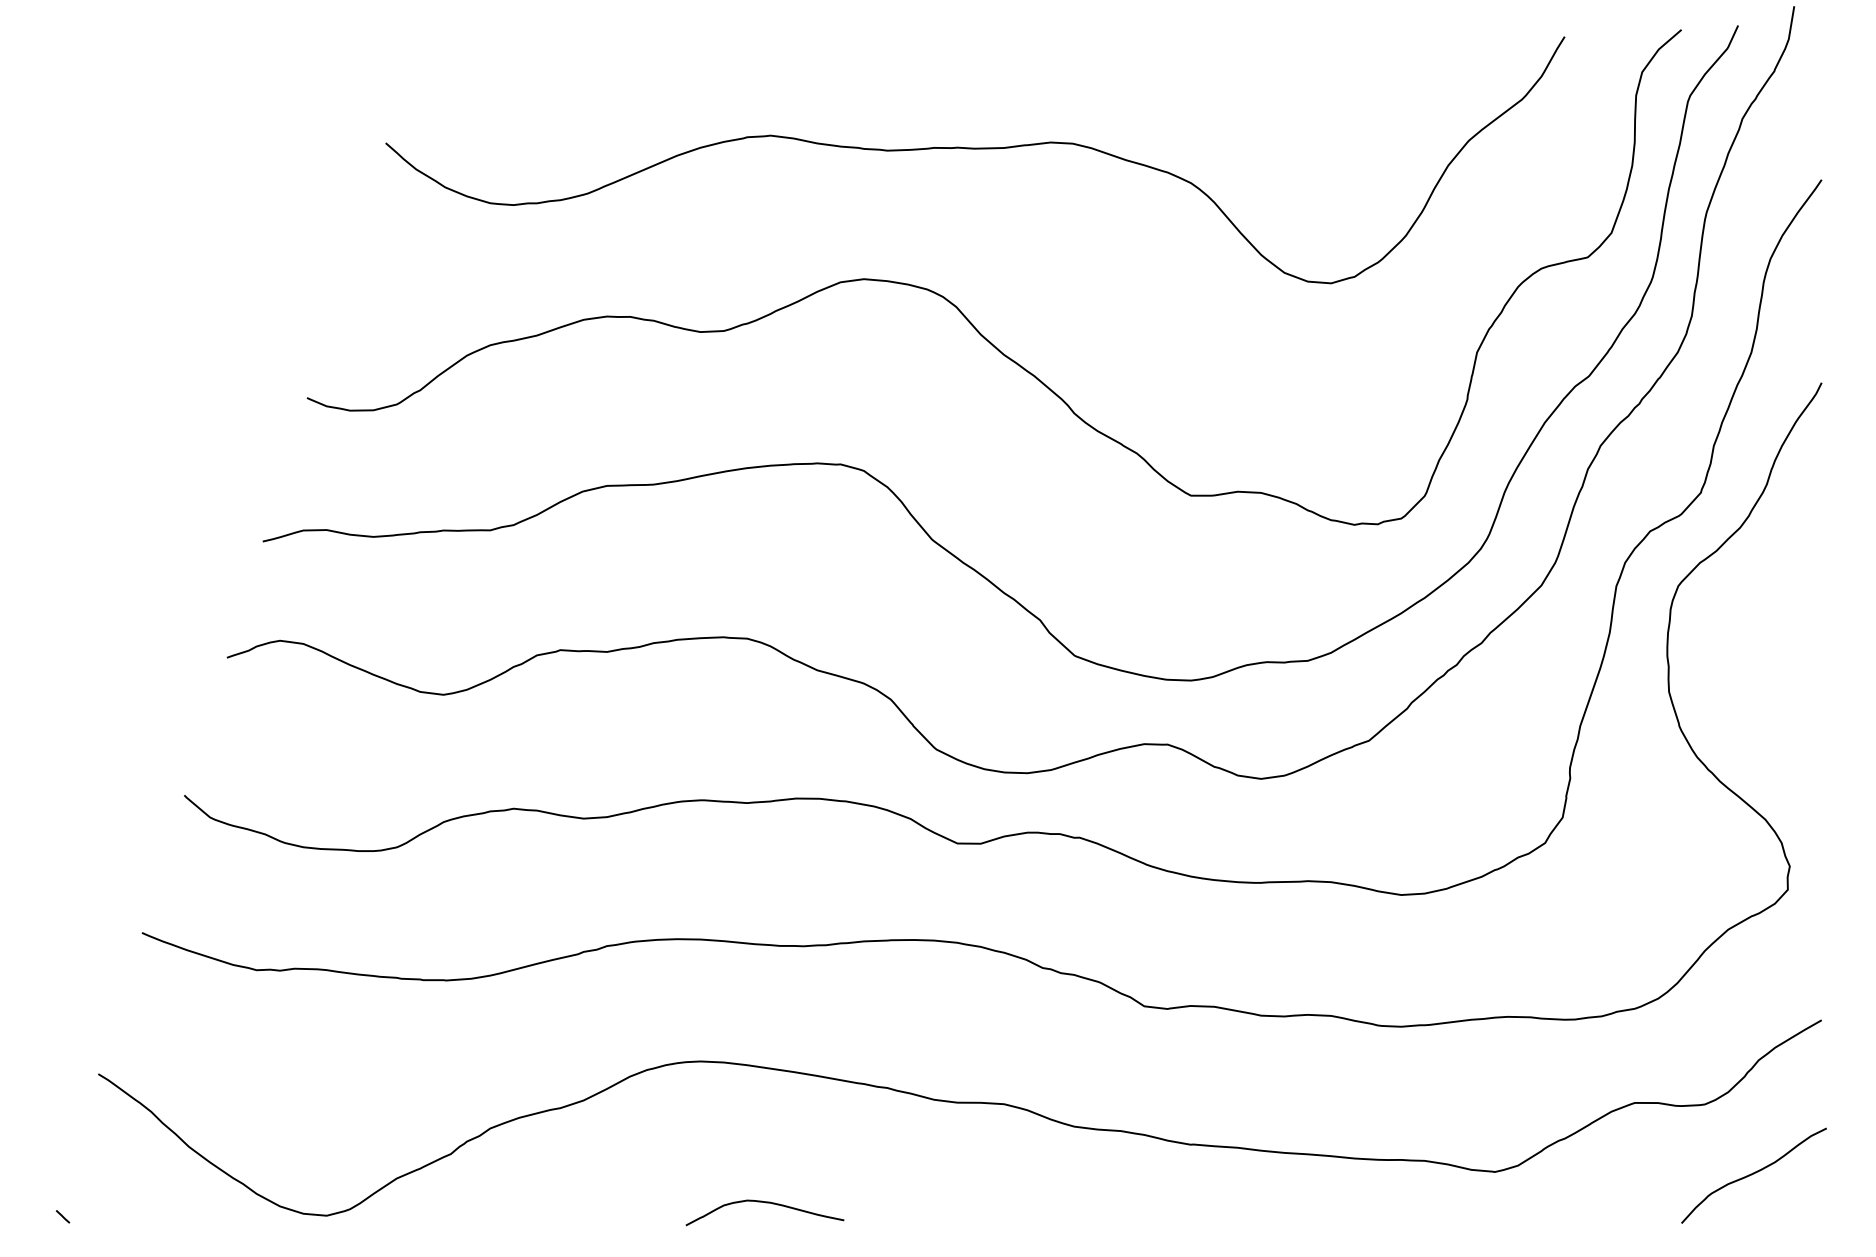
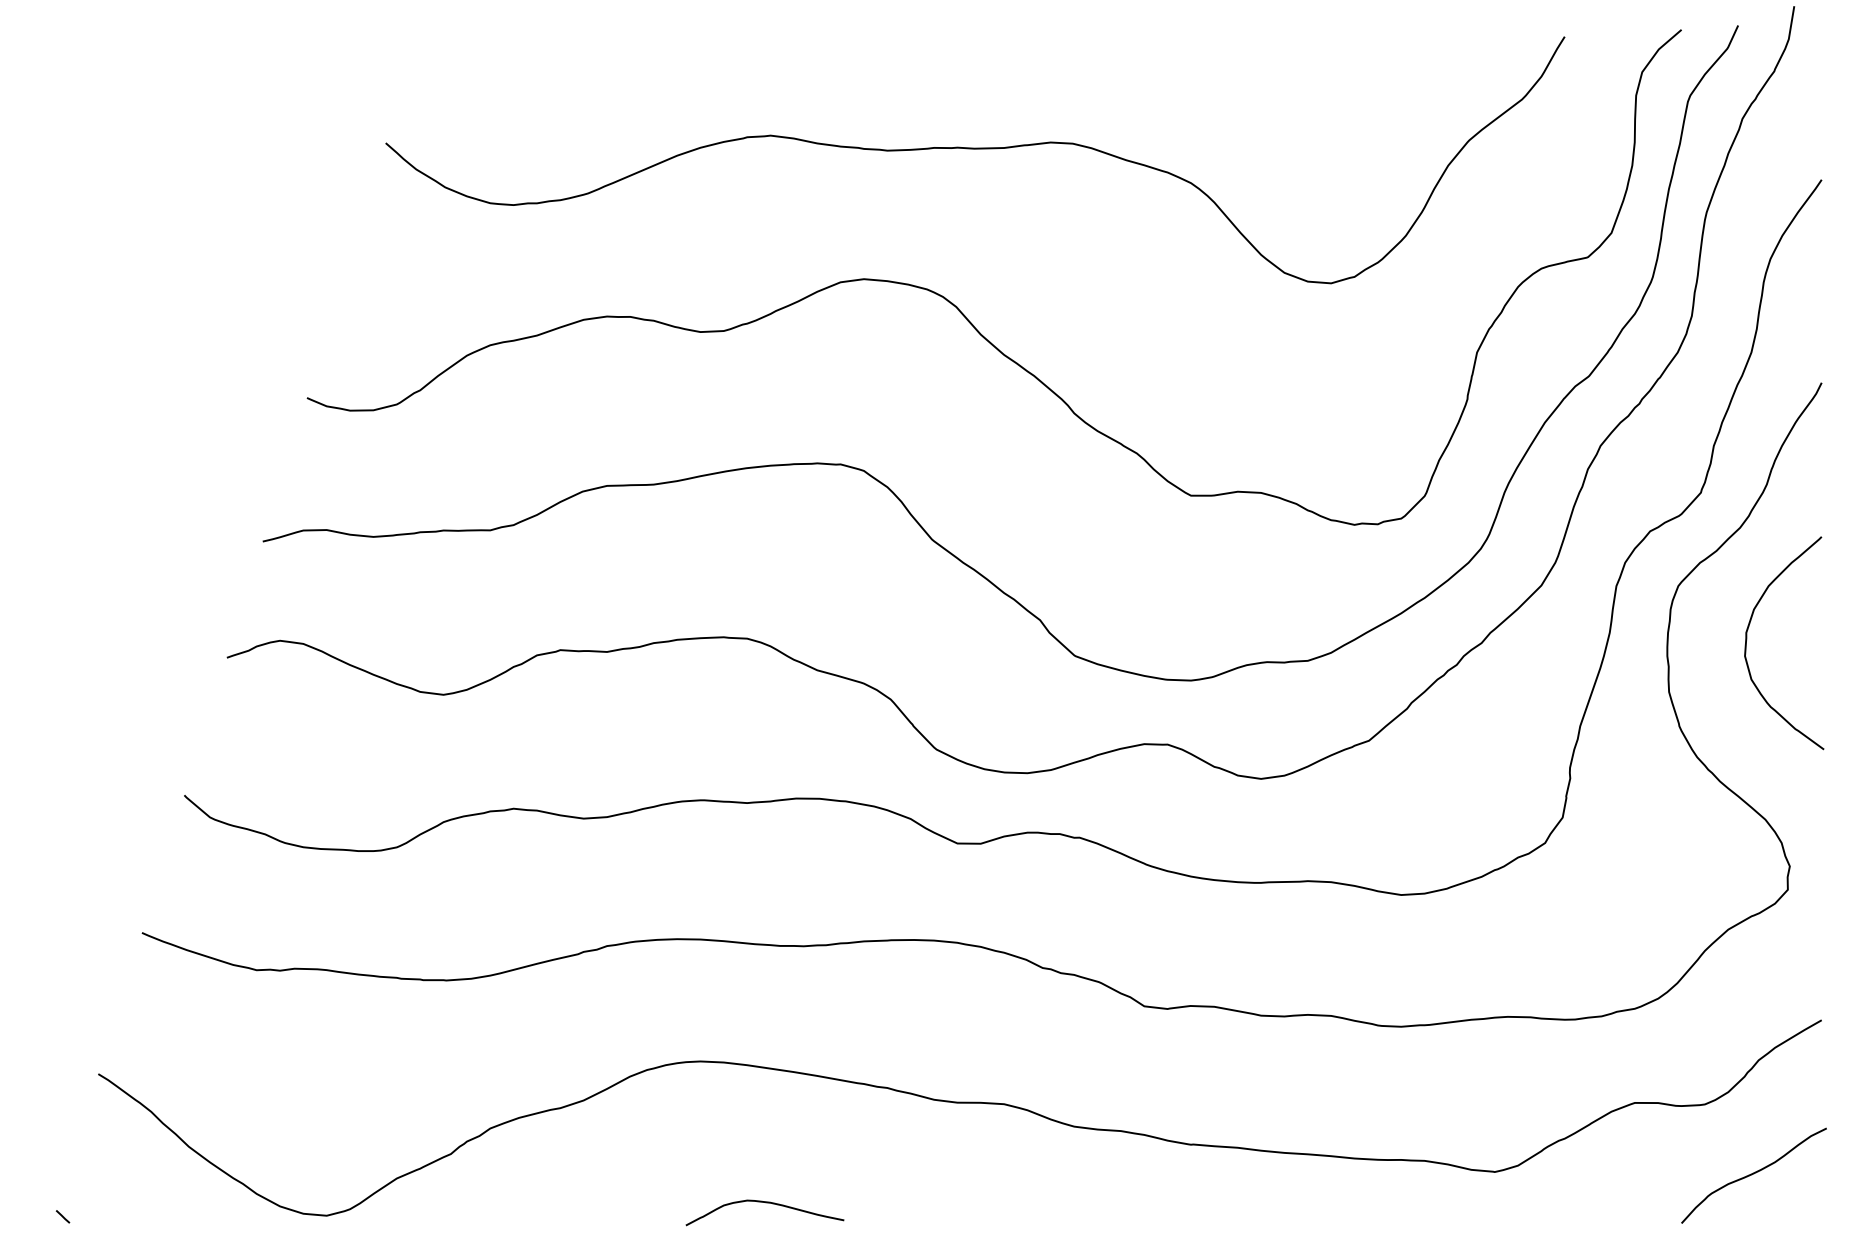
curve: none -> present (1747, 639)
